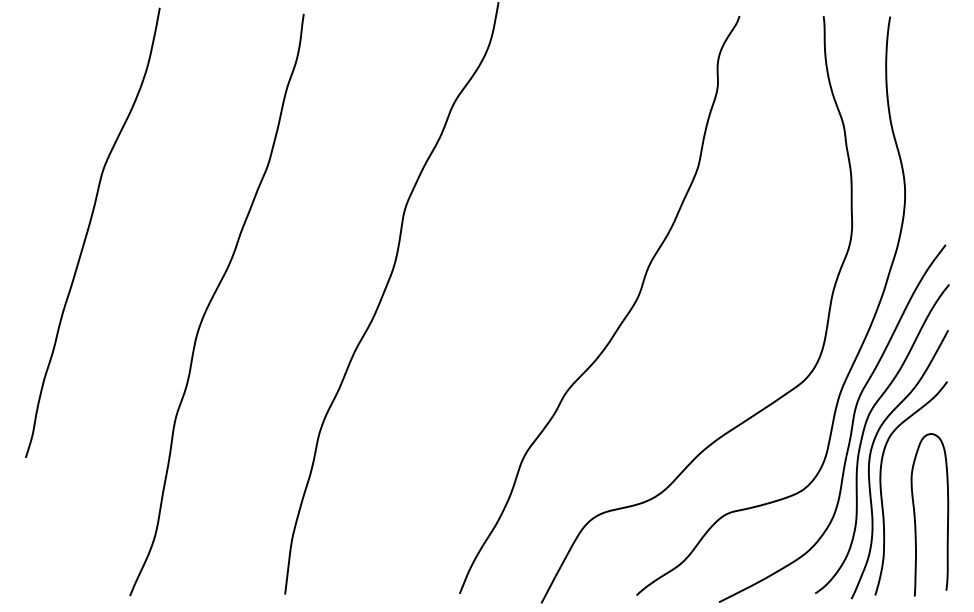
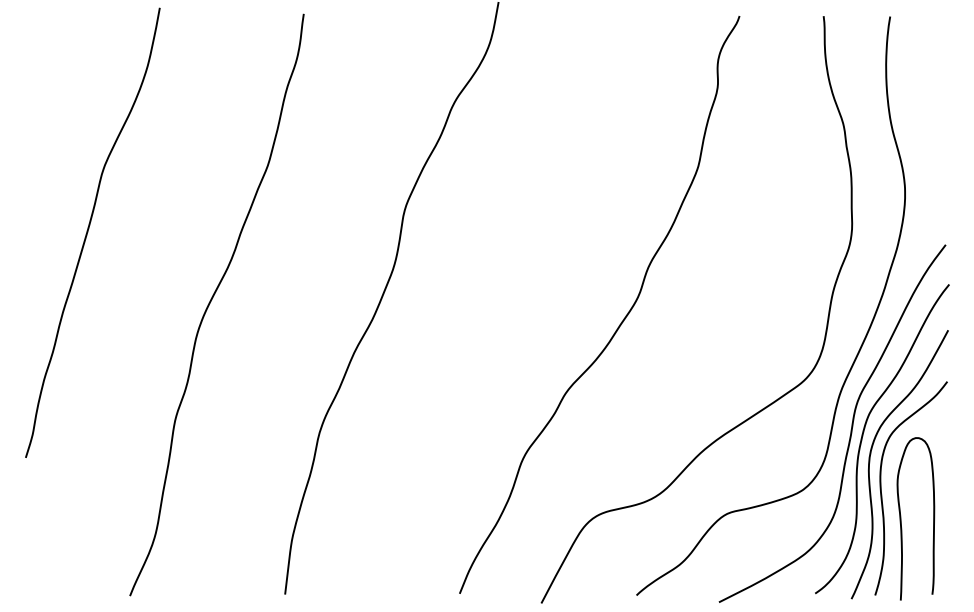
curve position: (915, 514) -> (901, 518) (901, 518)
